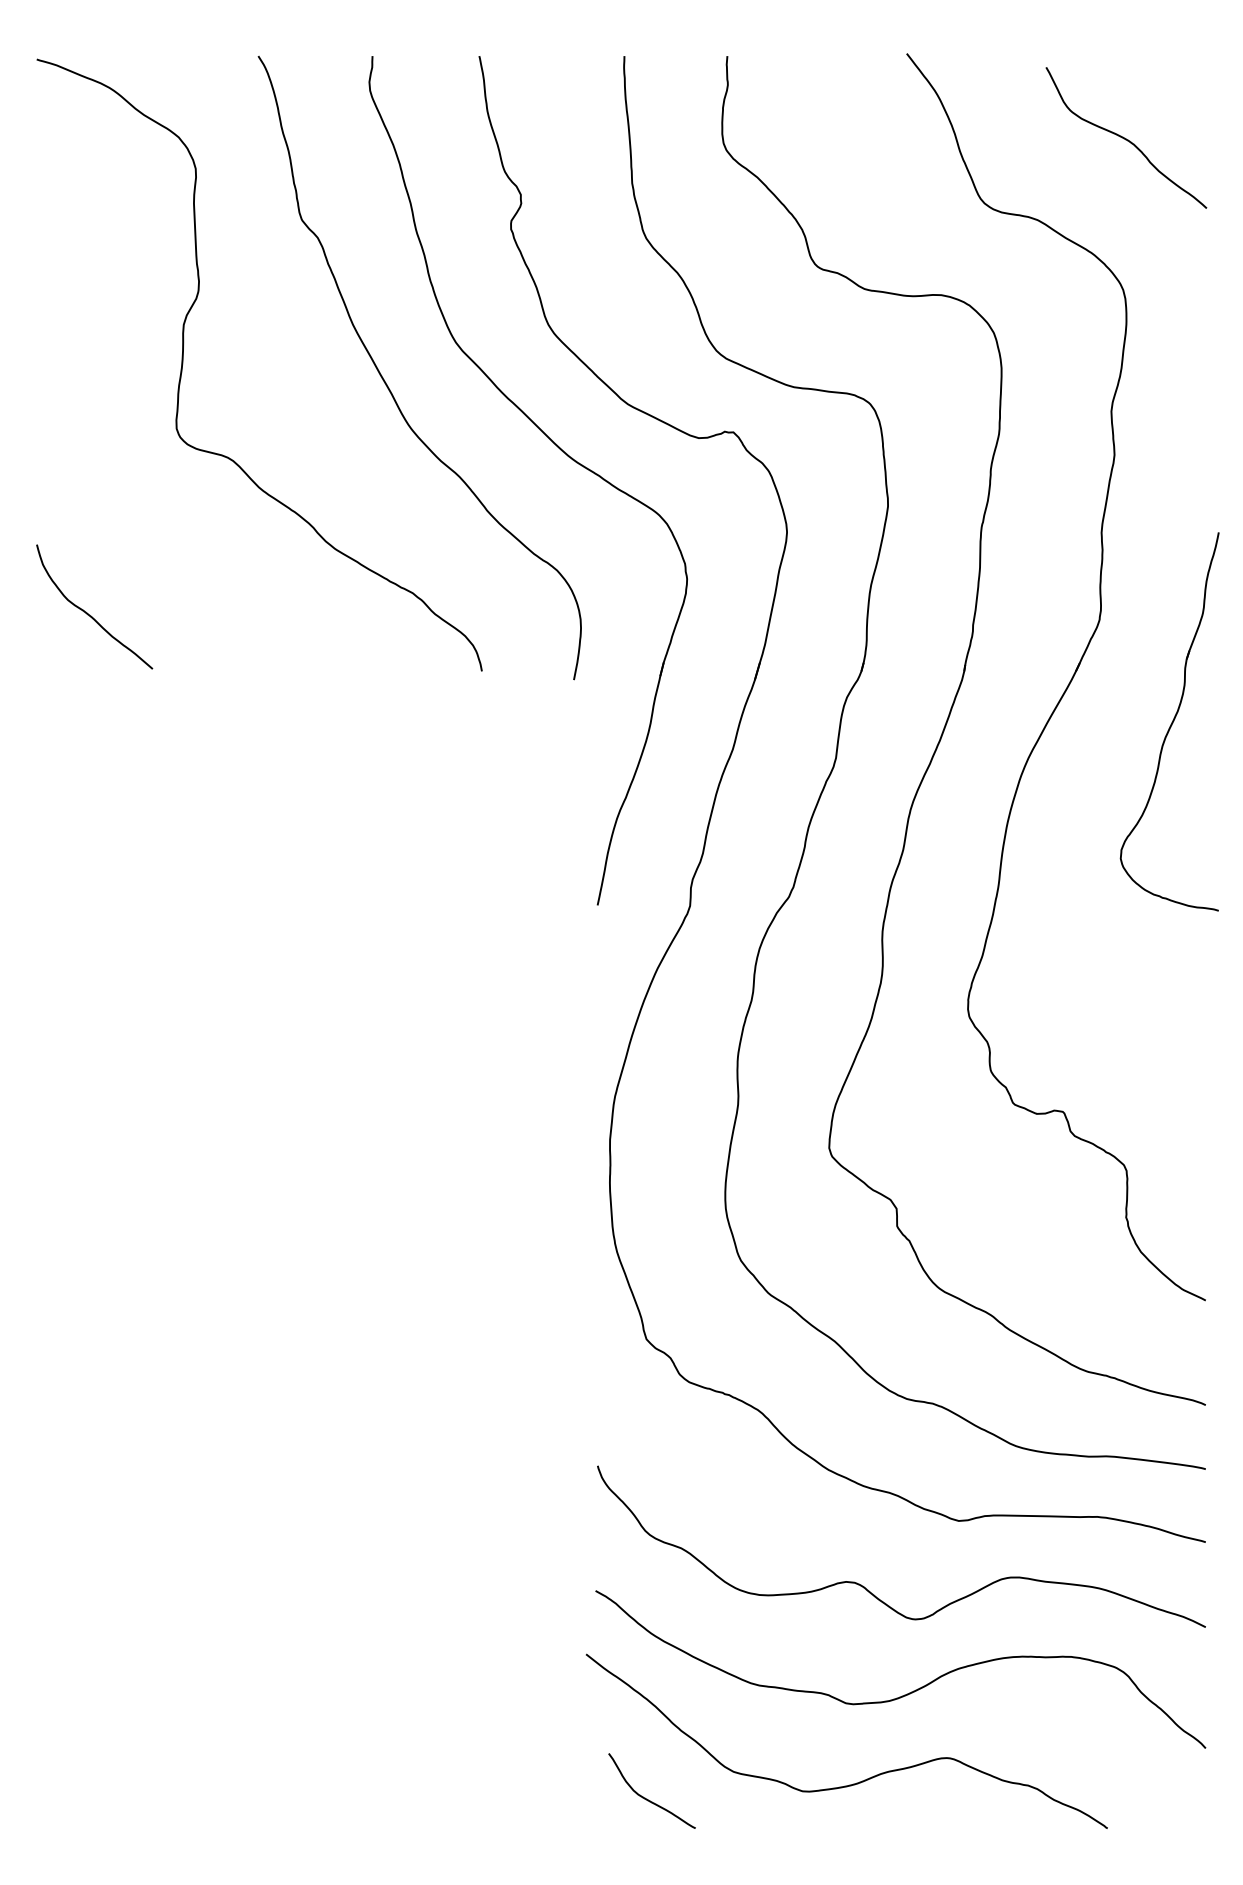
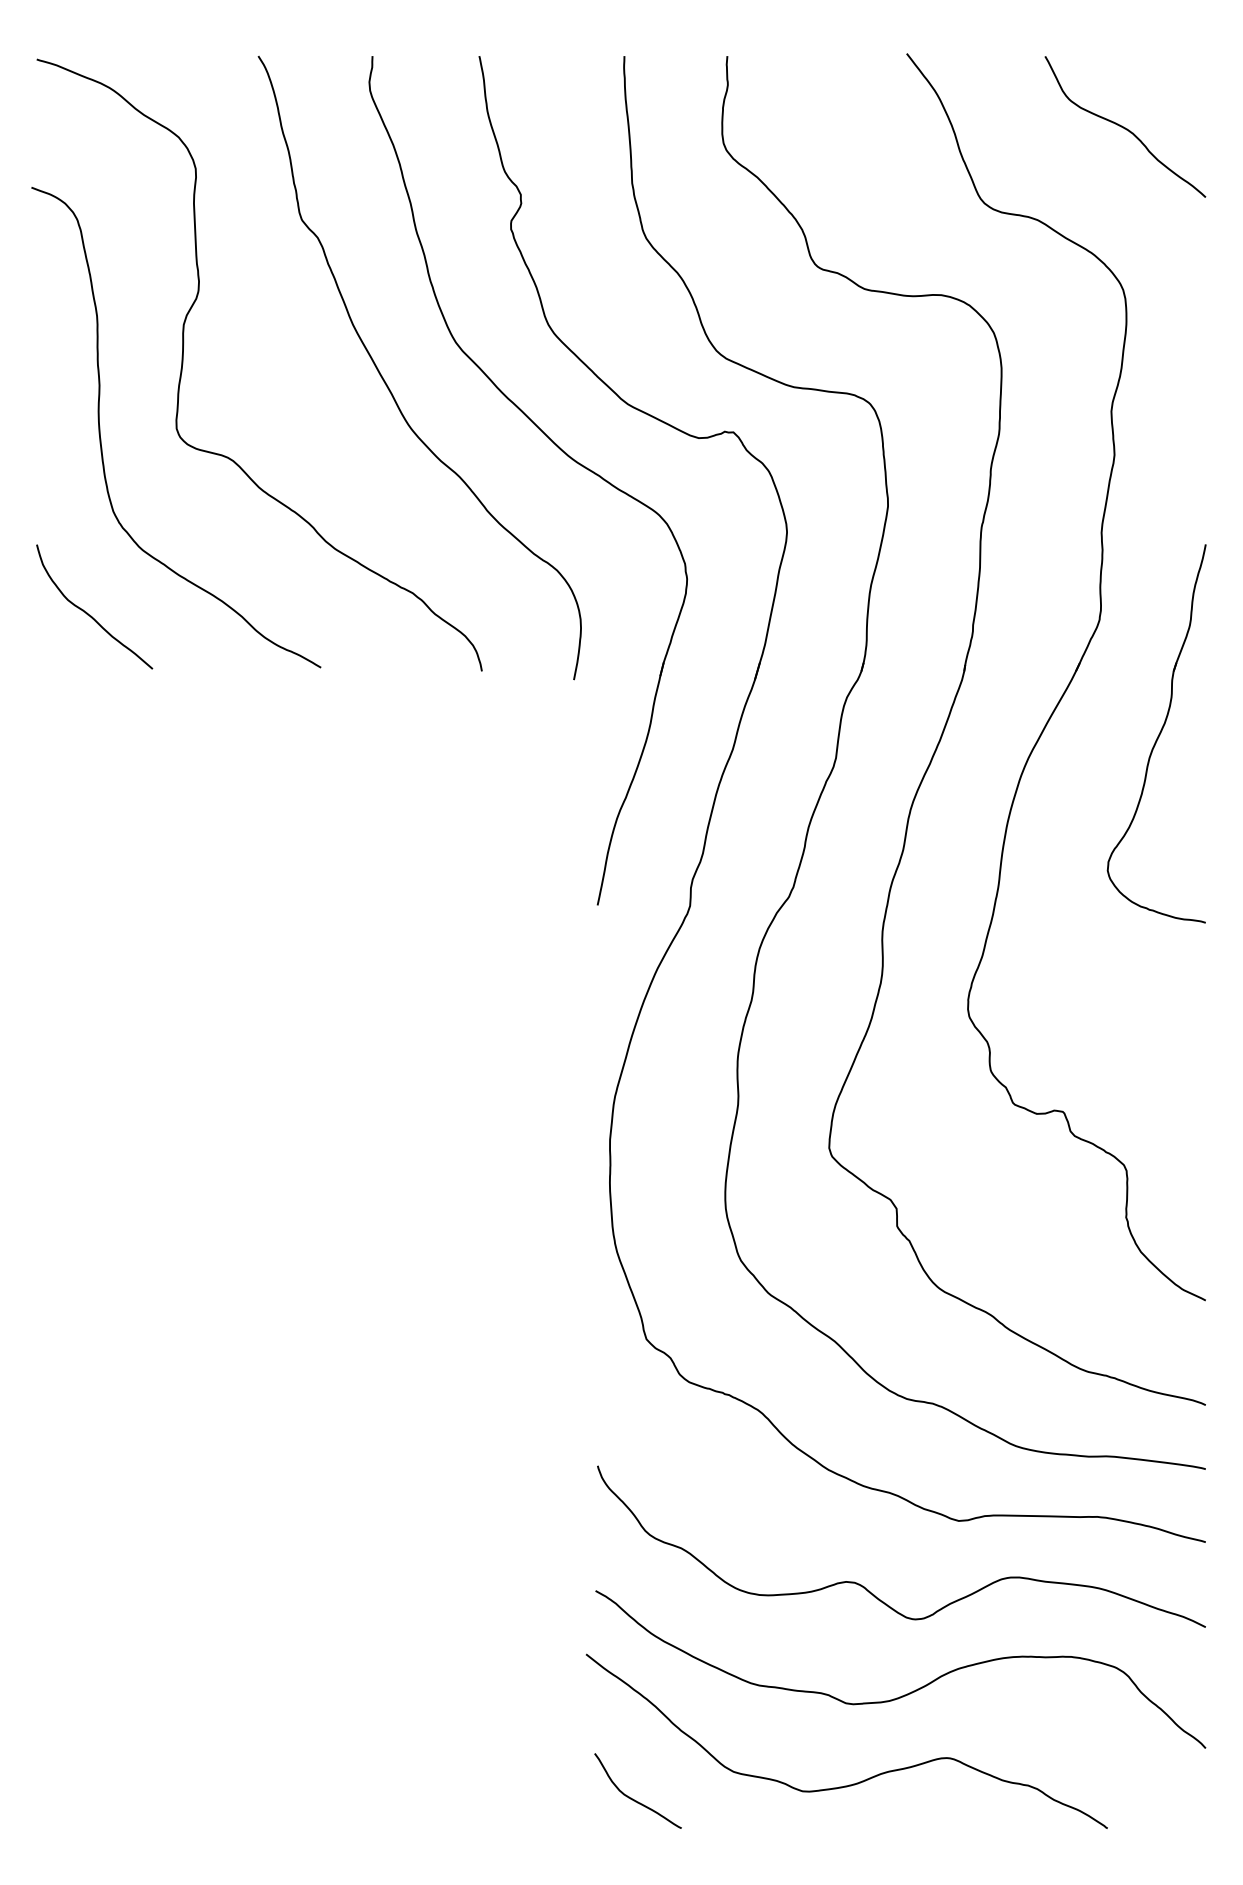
curve position: (1126, 138) -> (1125, 127) (1125, 127)
curve: none -> present (101, 438)
part position: (1169, 721) -> (1156, 733) (1156, 733)
curve position: (645, 1797) -> (631, 1797) (631, 1797)
